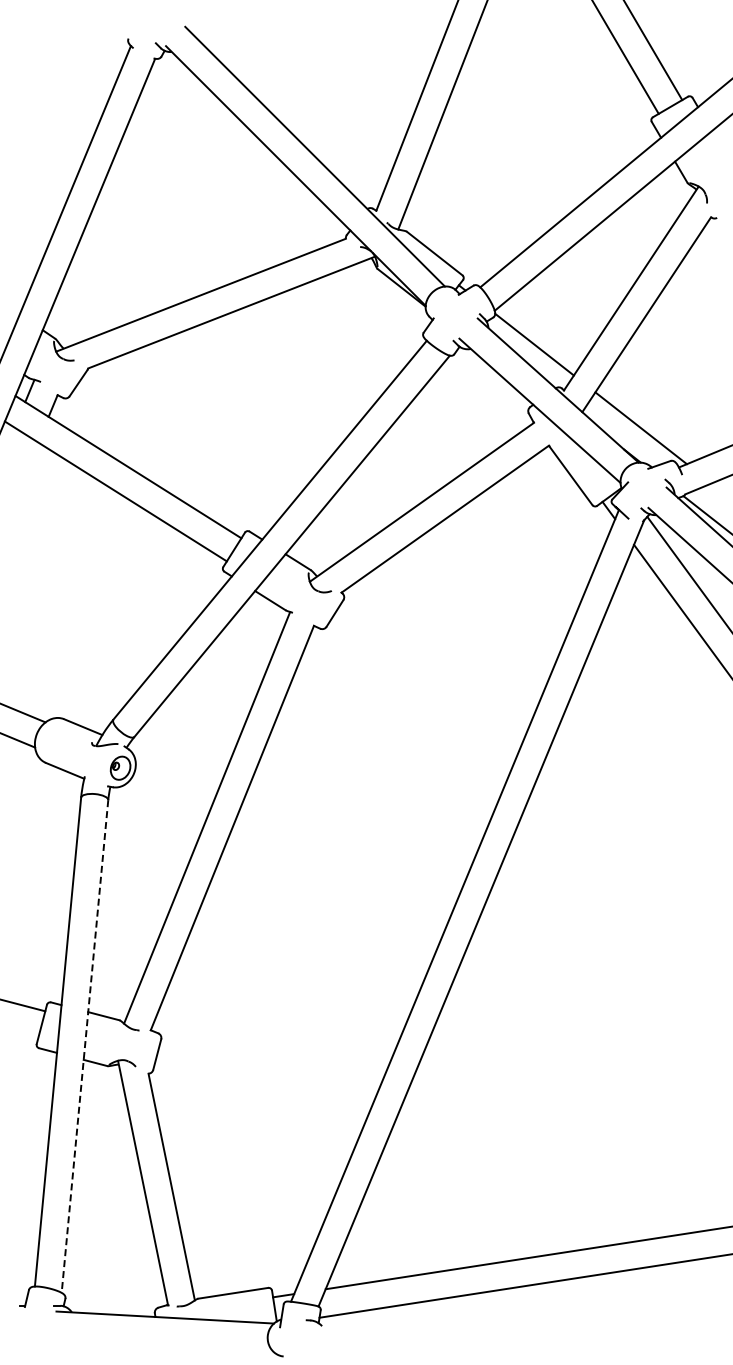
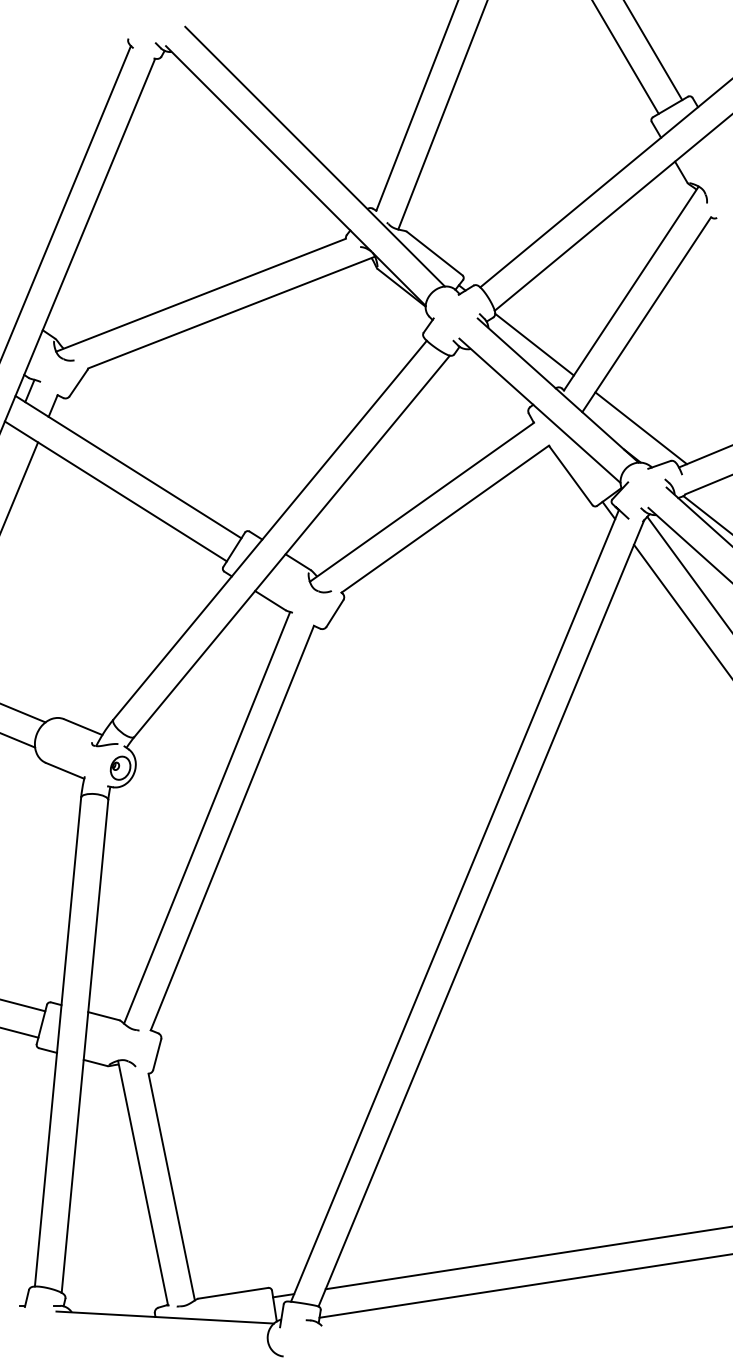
line: none -> present (20, 485)
line: none -> present (20, 1032)
line: dashed -> solid (84, 1047)
